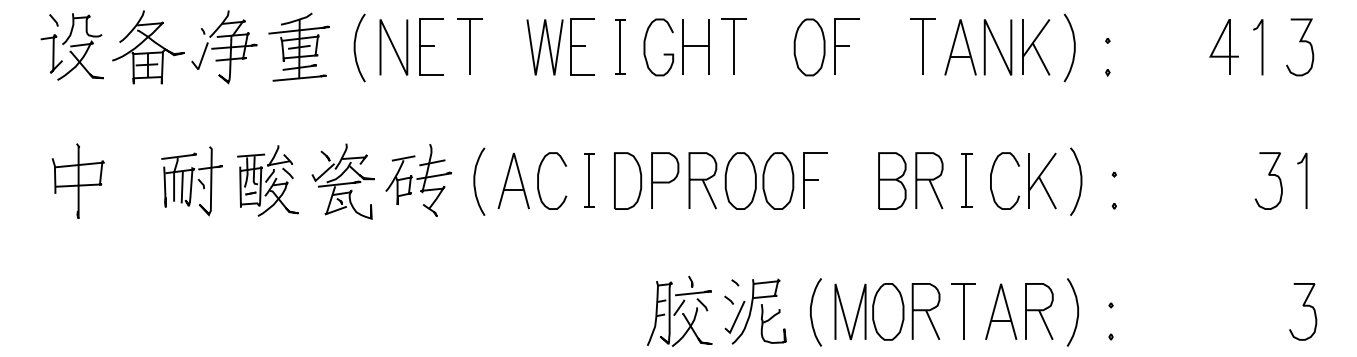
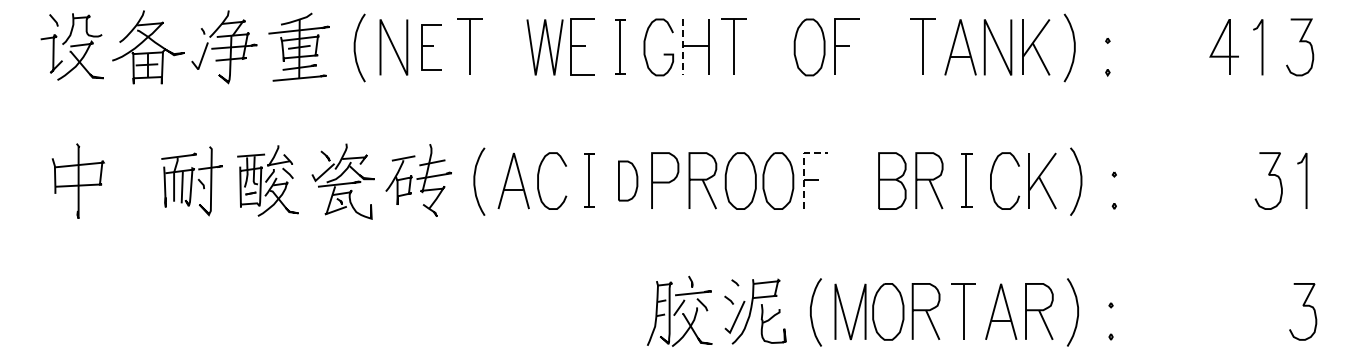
part size: 25x58 px -> 21x47 px (431, 47)
line: solid -> dashed (683, 47)
line: solid -> dashed (804, 168)
part size: 29x58 px -> 21x42 px (628, 180)
